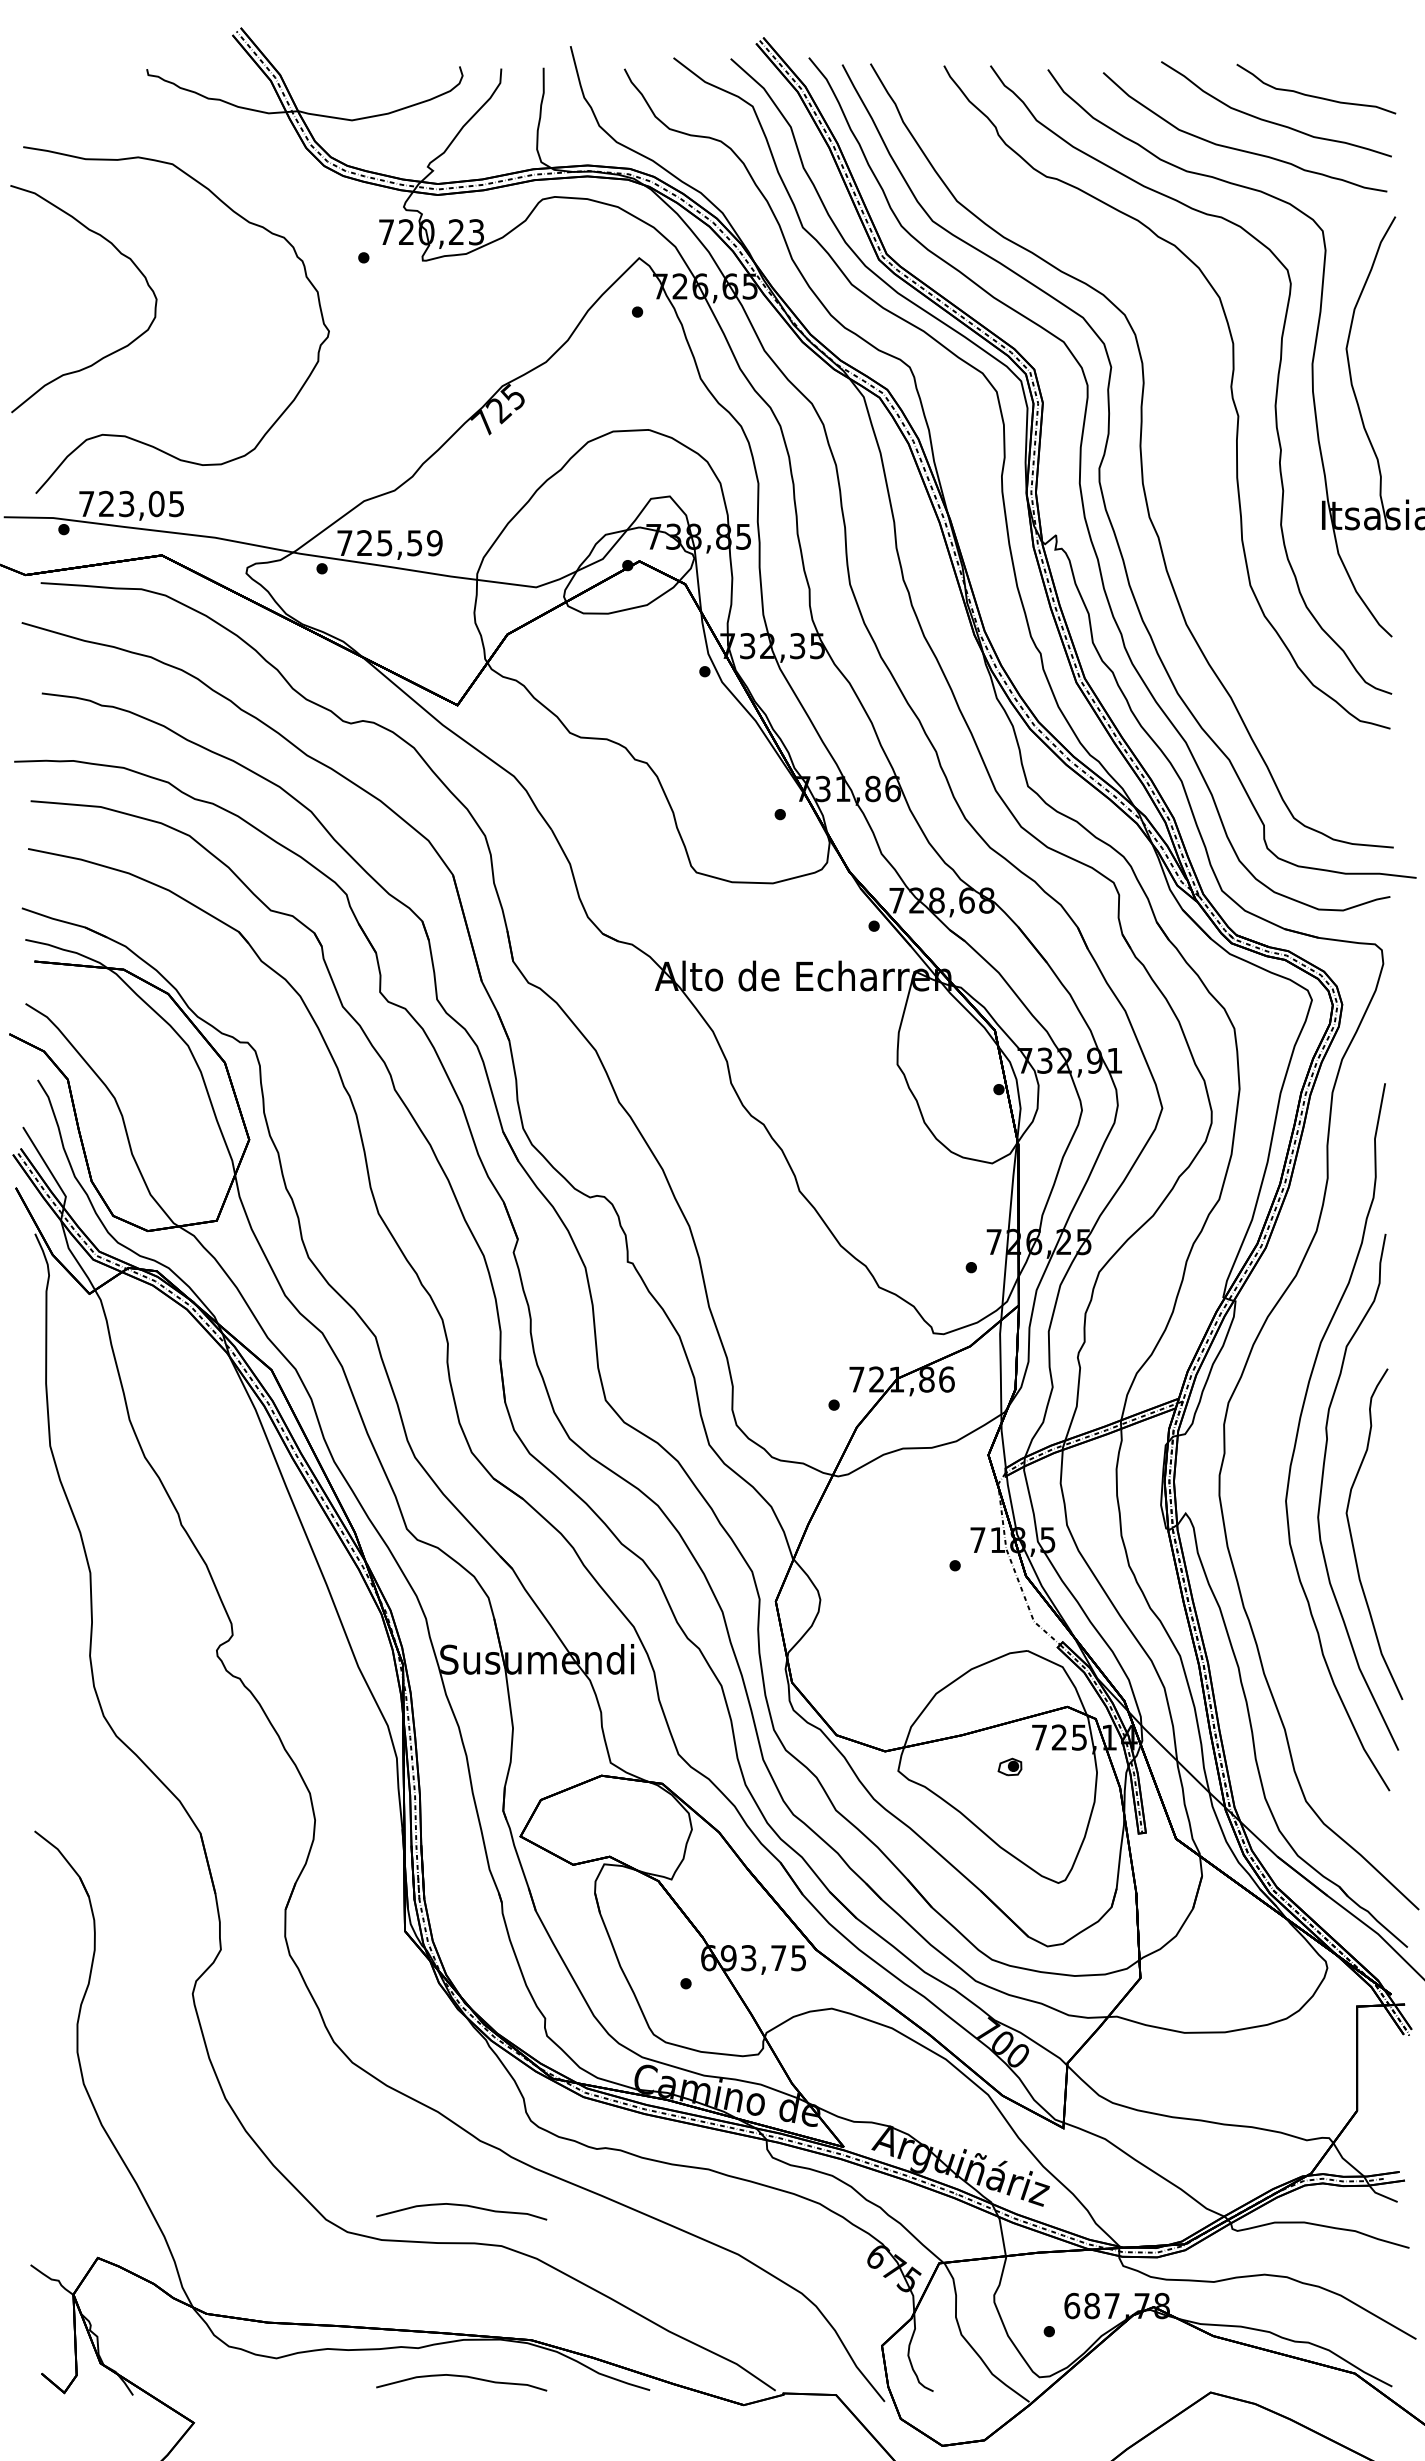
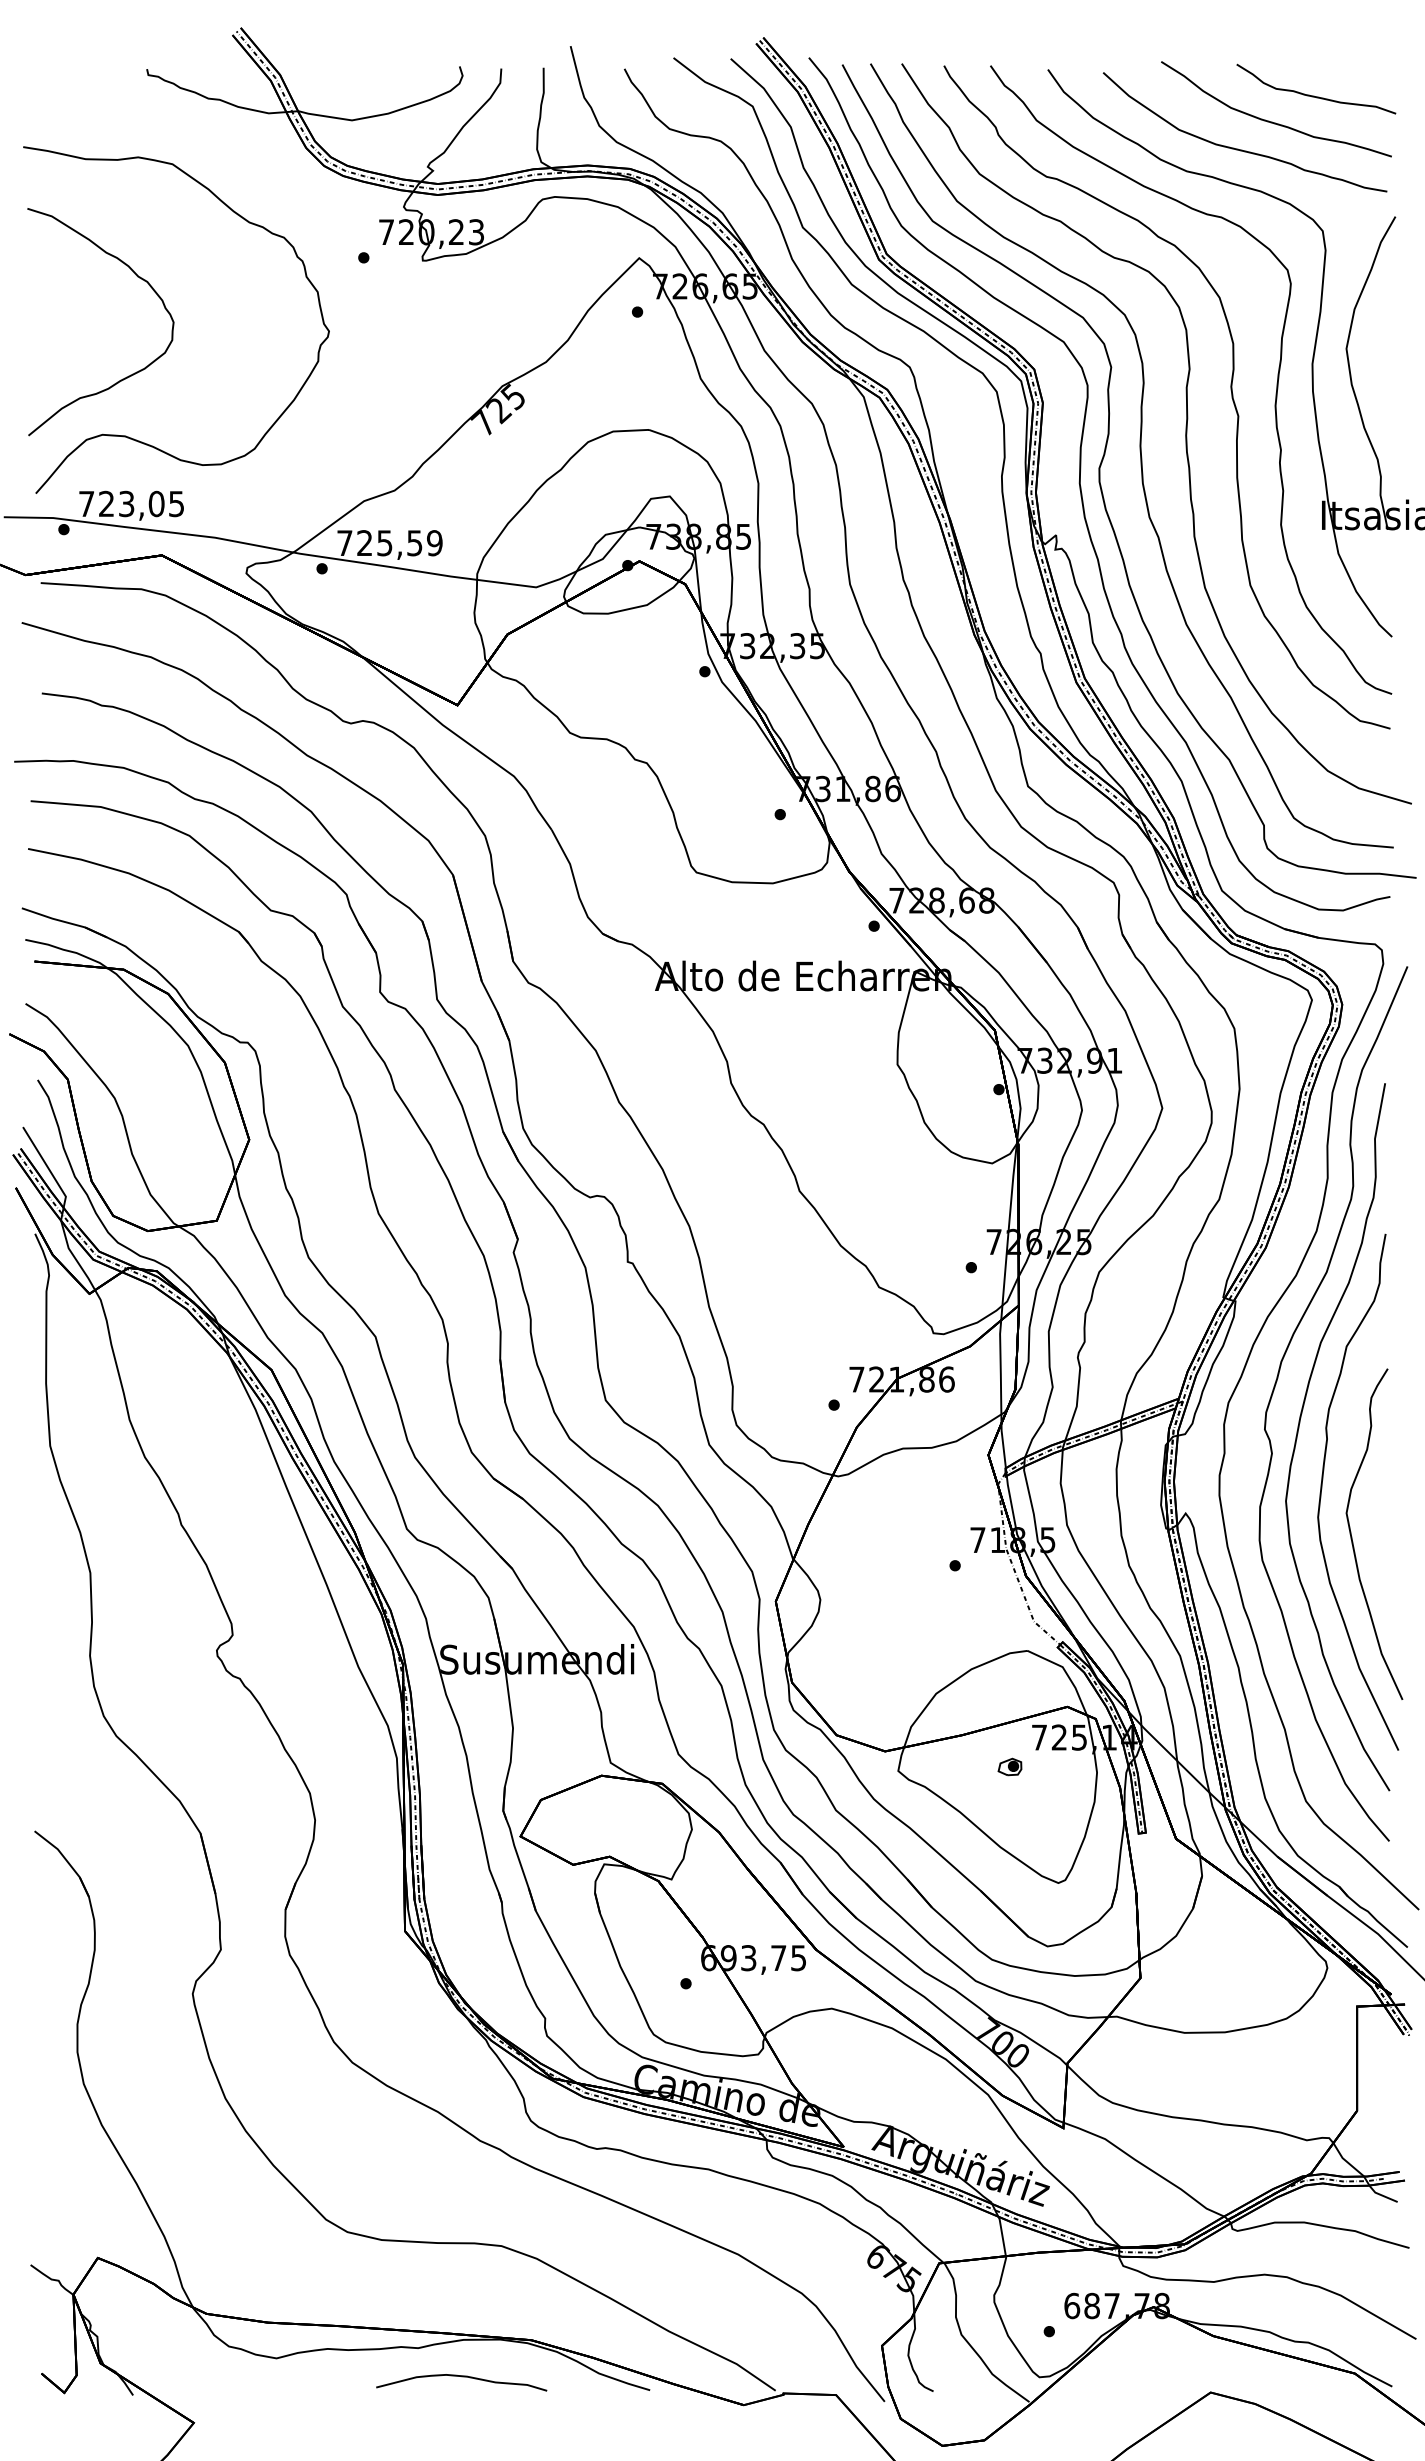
curve position: (120, 254) -> (137, 277) (137, 277)
curve: none -> present (1185, 433)
curve: none -> present (1276, 1384)
curve: present -> none (461, 2206)
